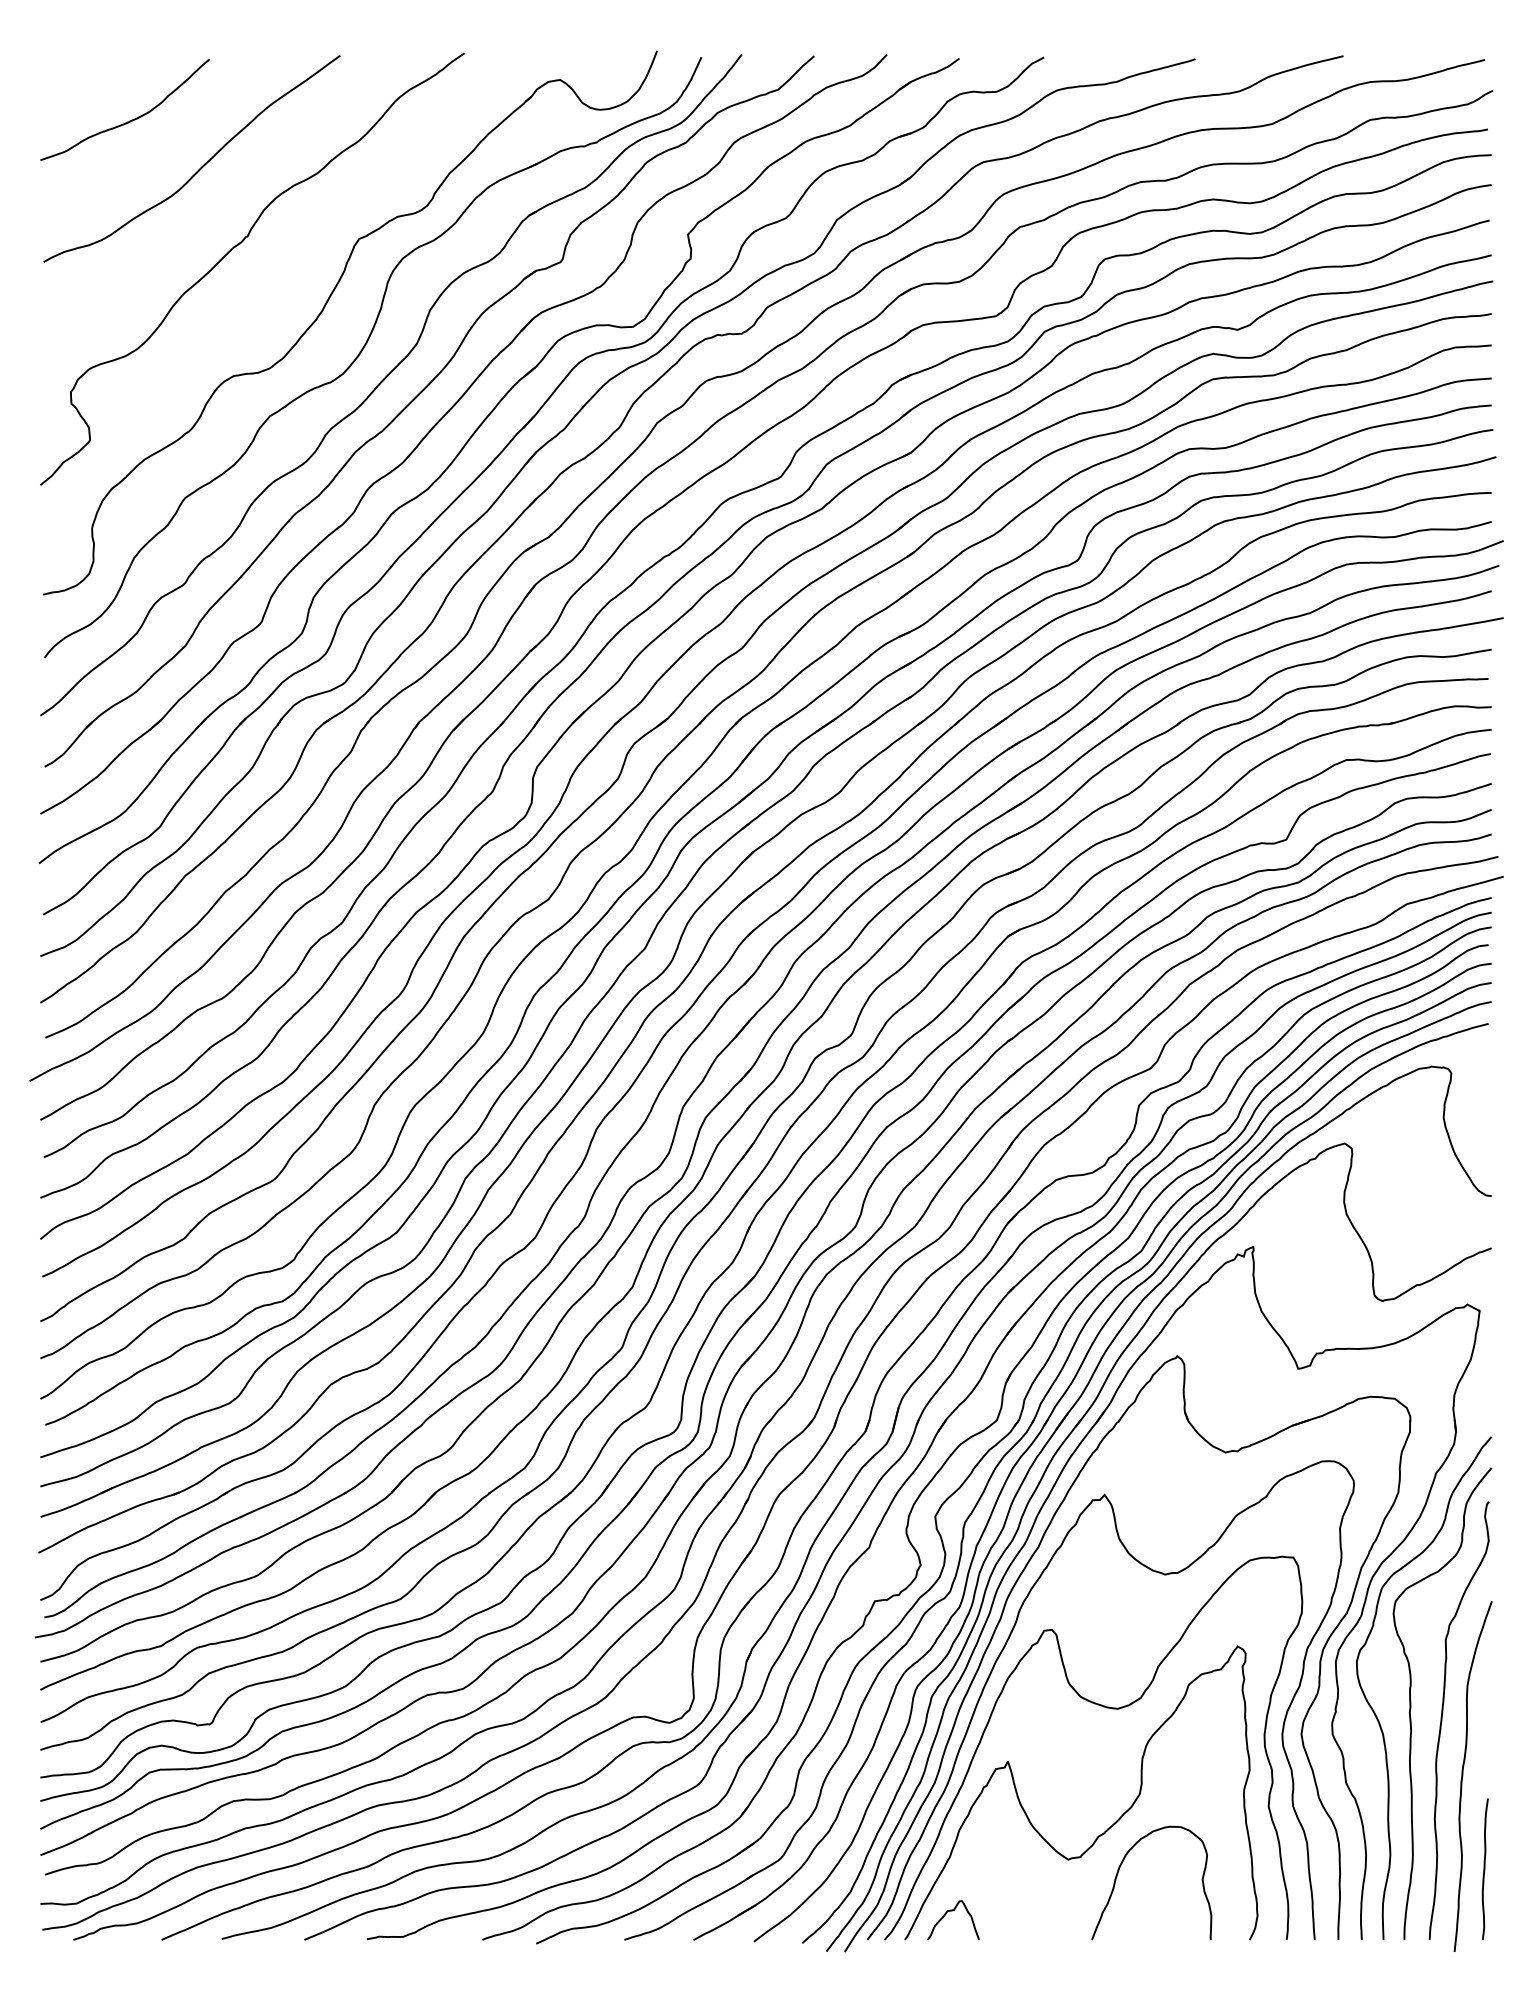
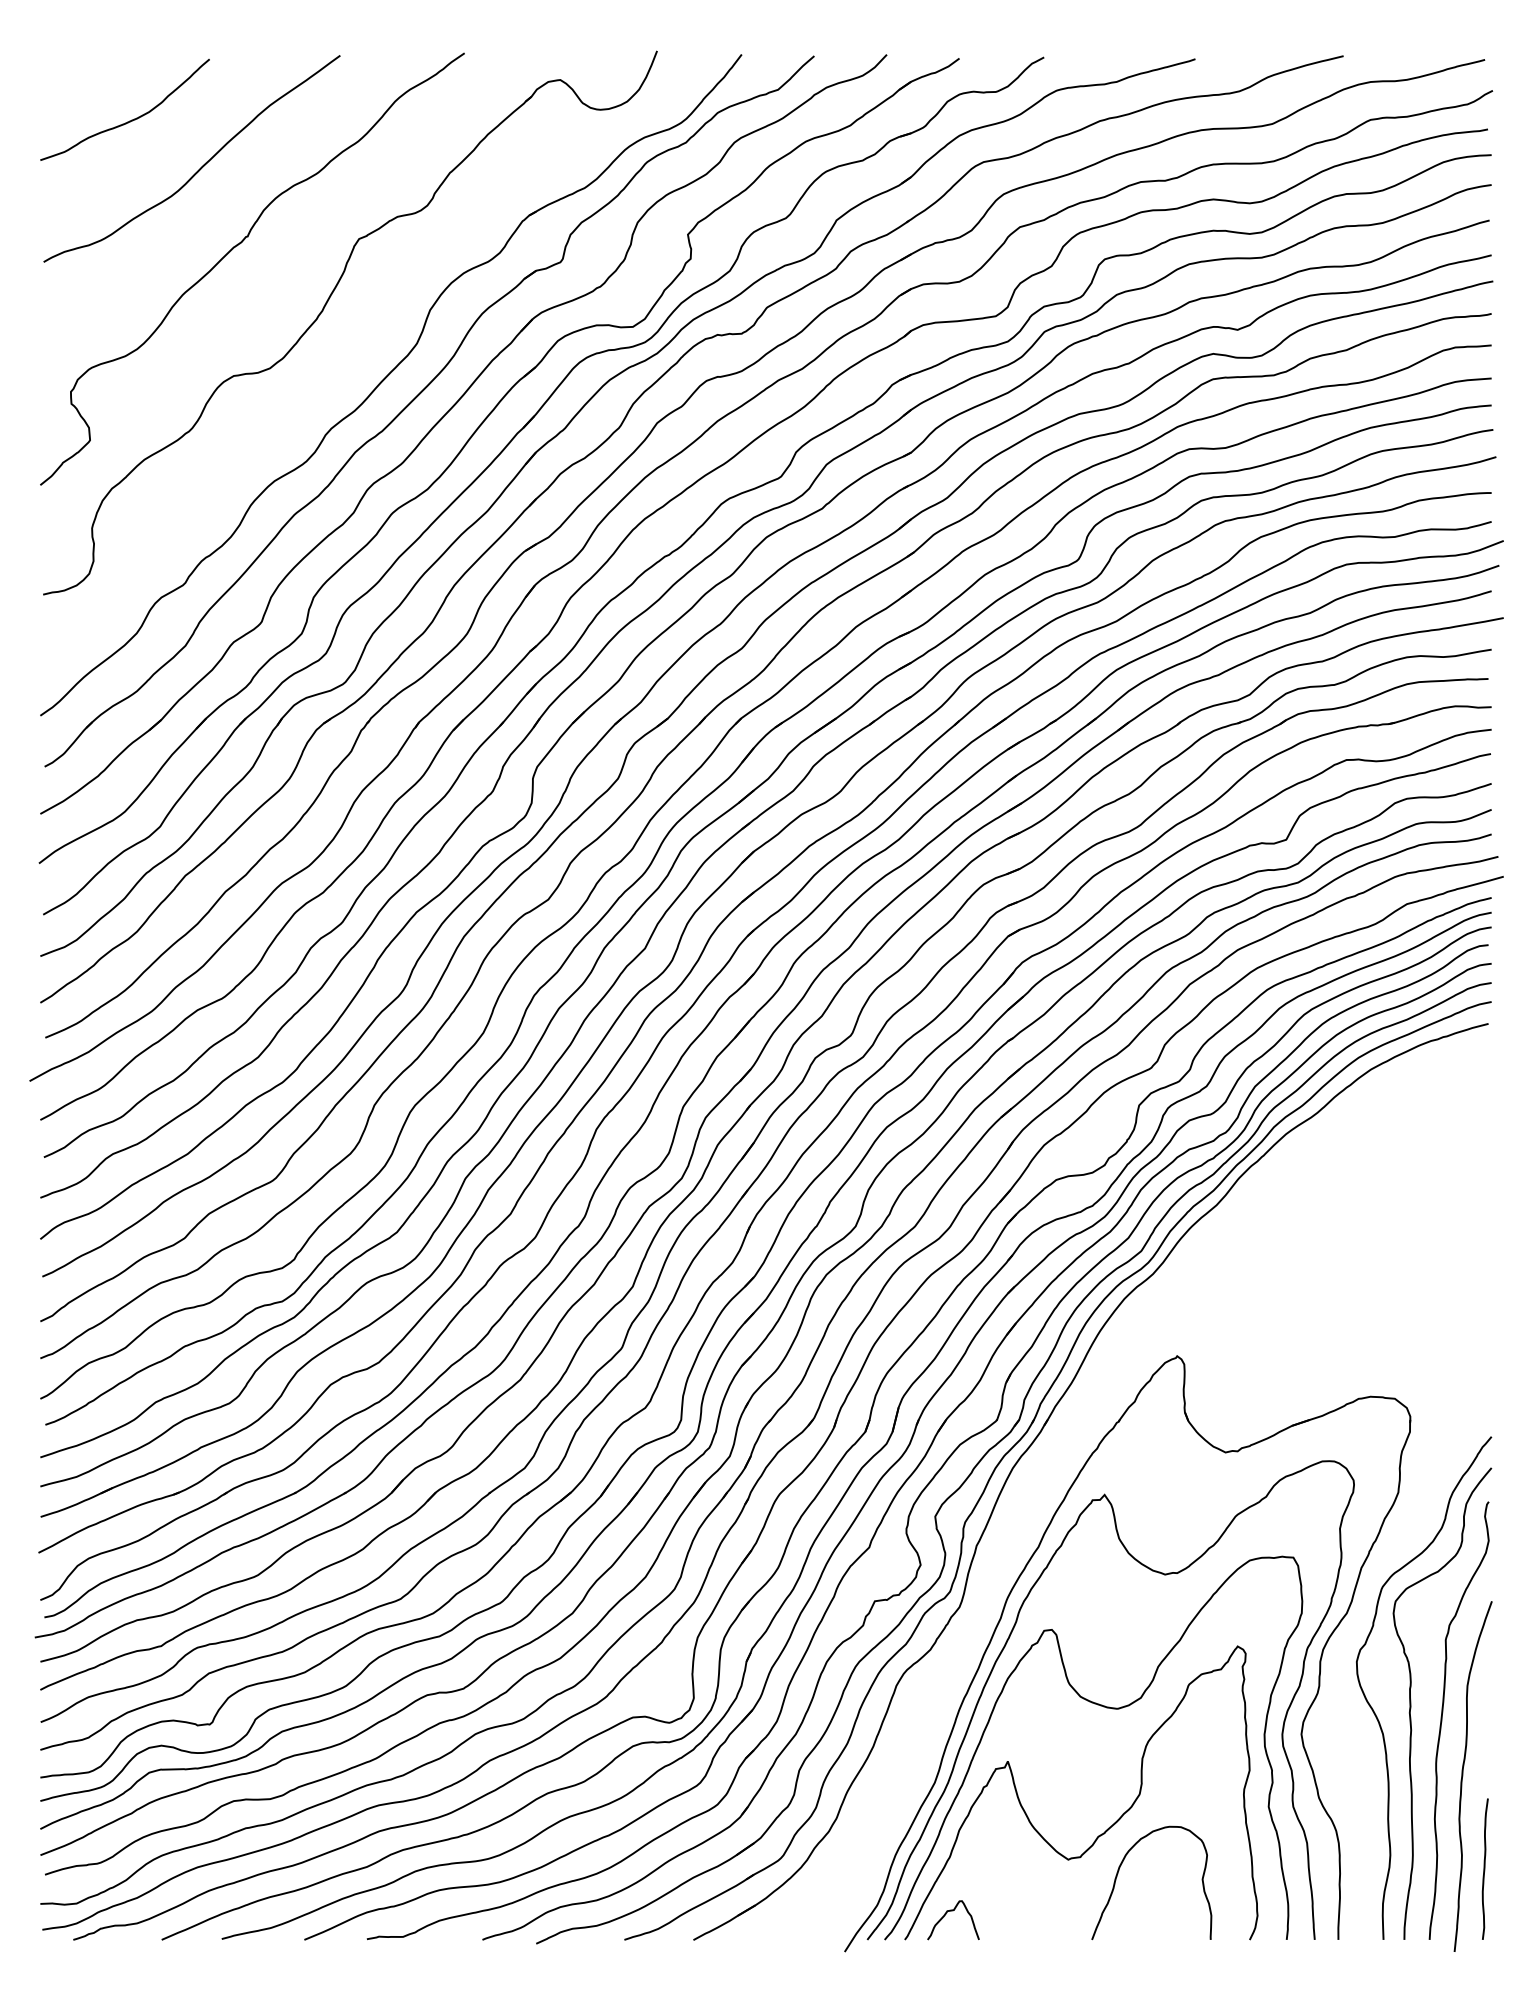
part: present -> none (362, 351)
part: present -> none (1060, 1476)
